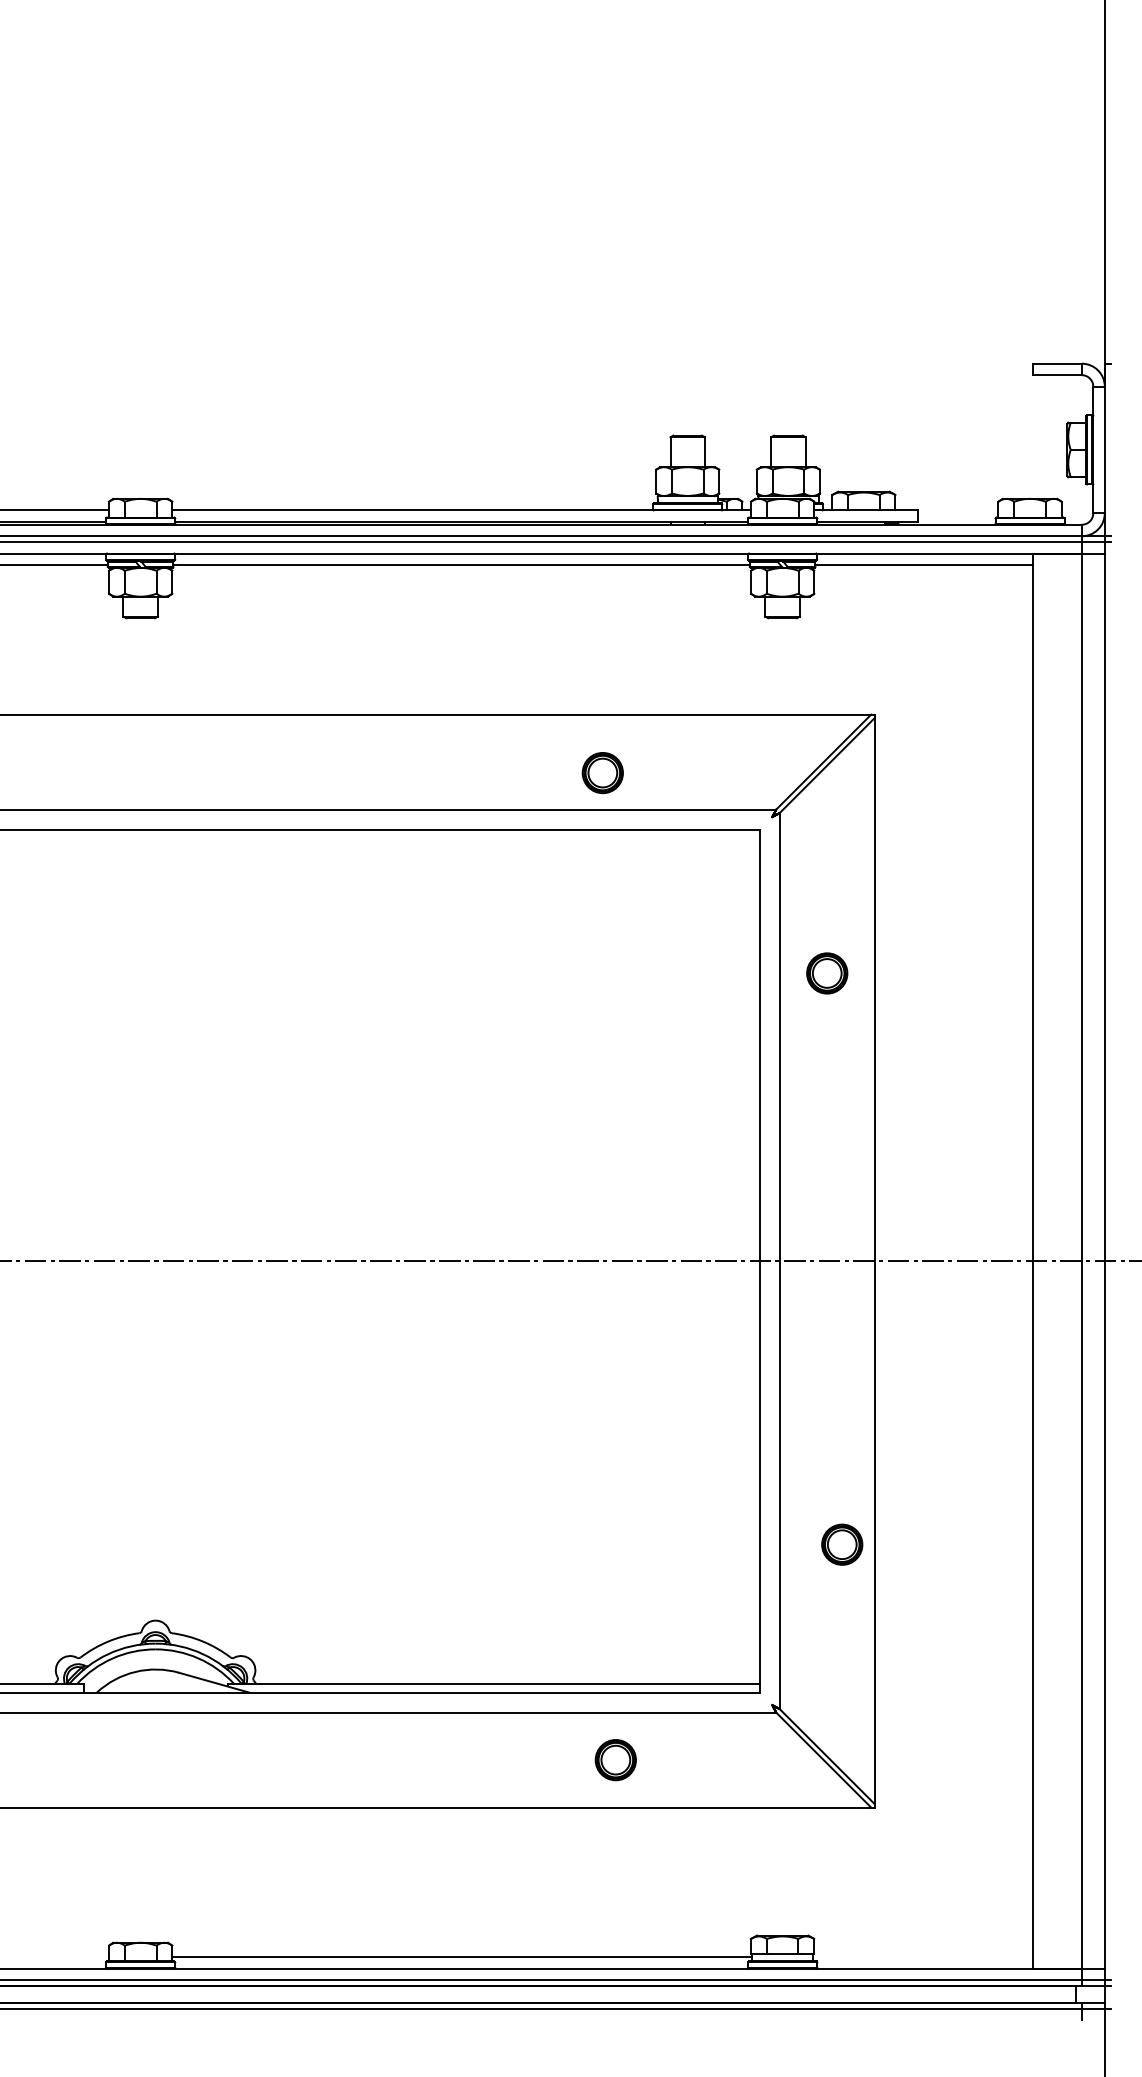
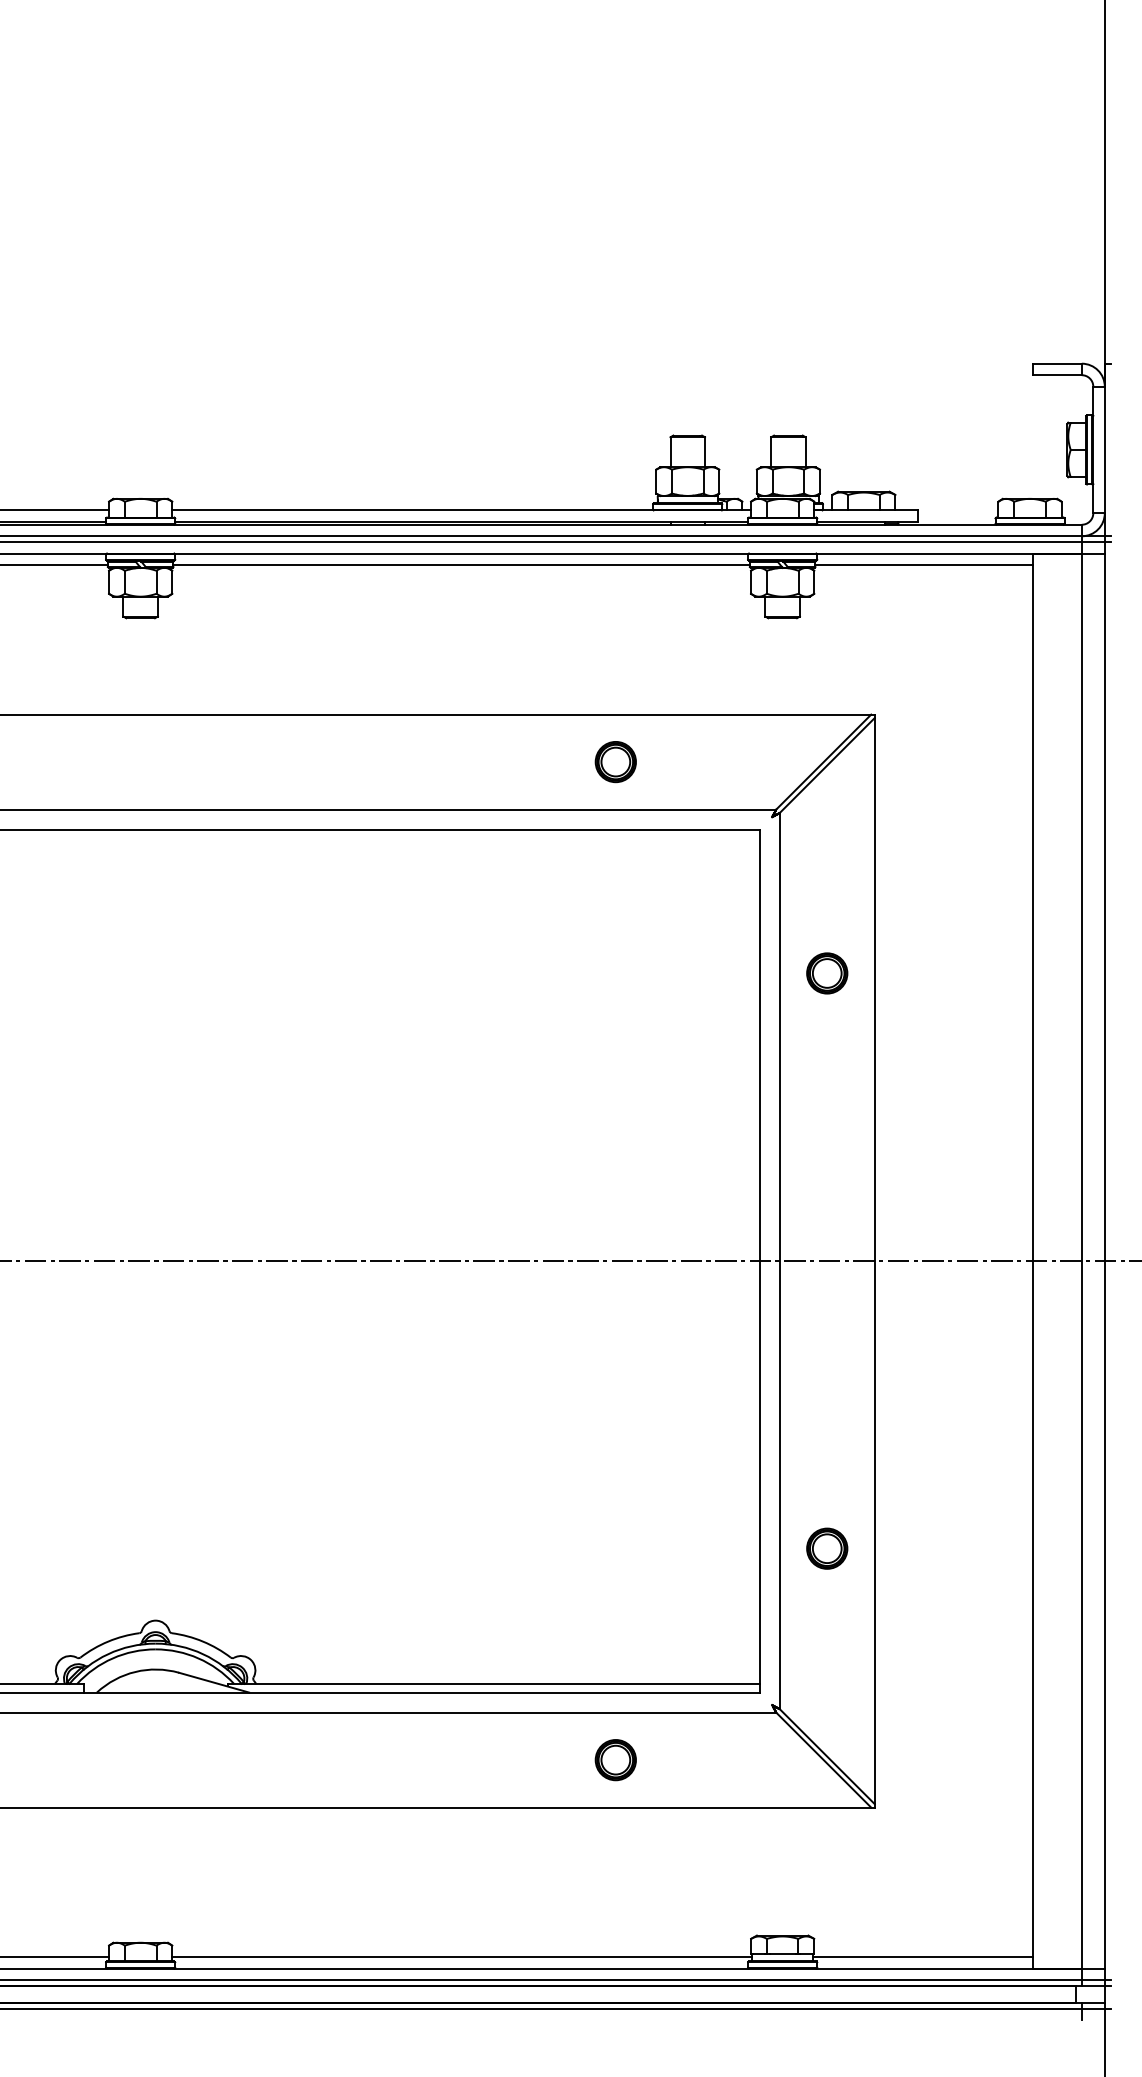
part position: (602, 773) -> (615, 762) (615, 762)
part position: (842, 1544) -> (827, 1548) (827, 1548)
line: none -> present (55, 1957)
line: none -> present (922, 1957)
